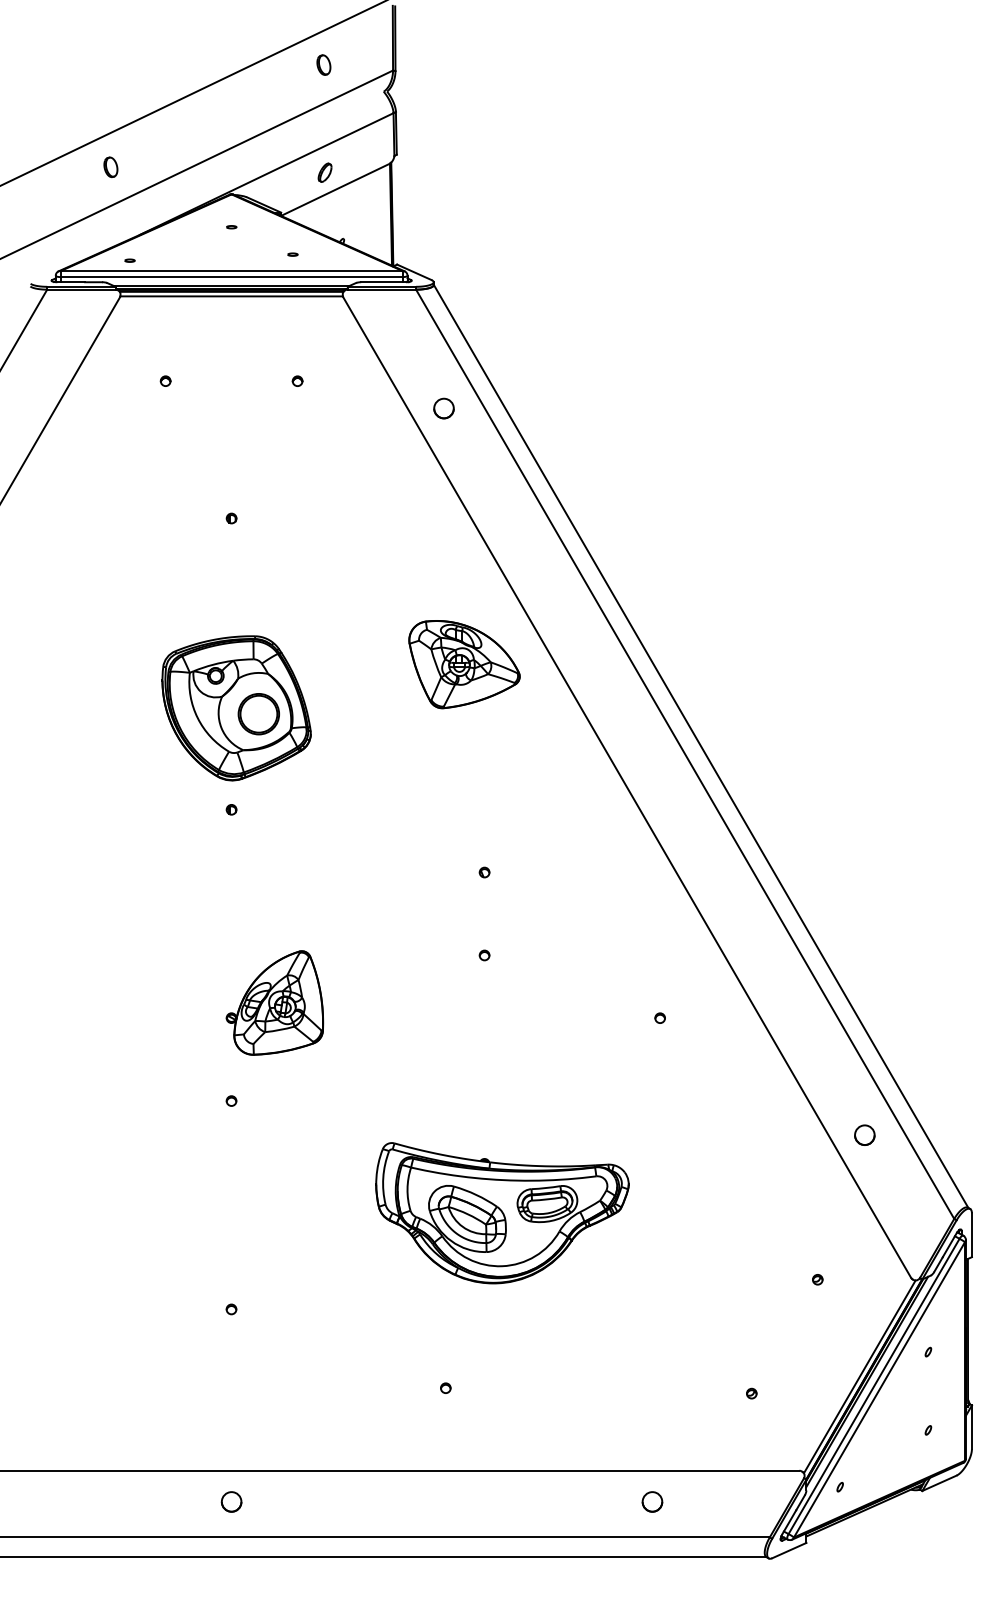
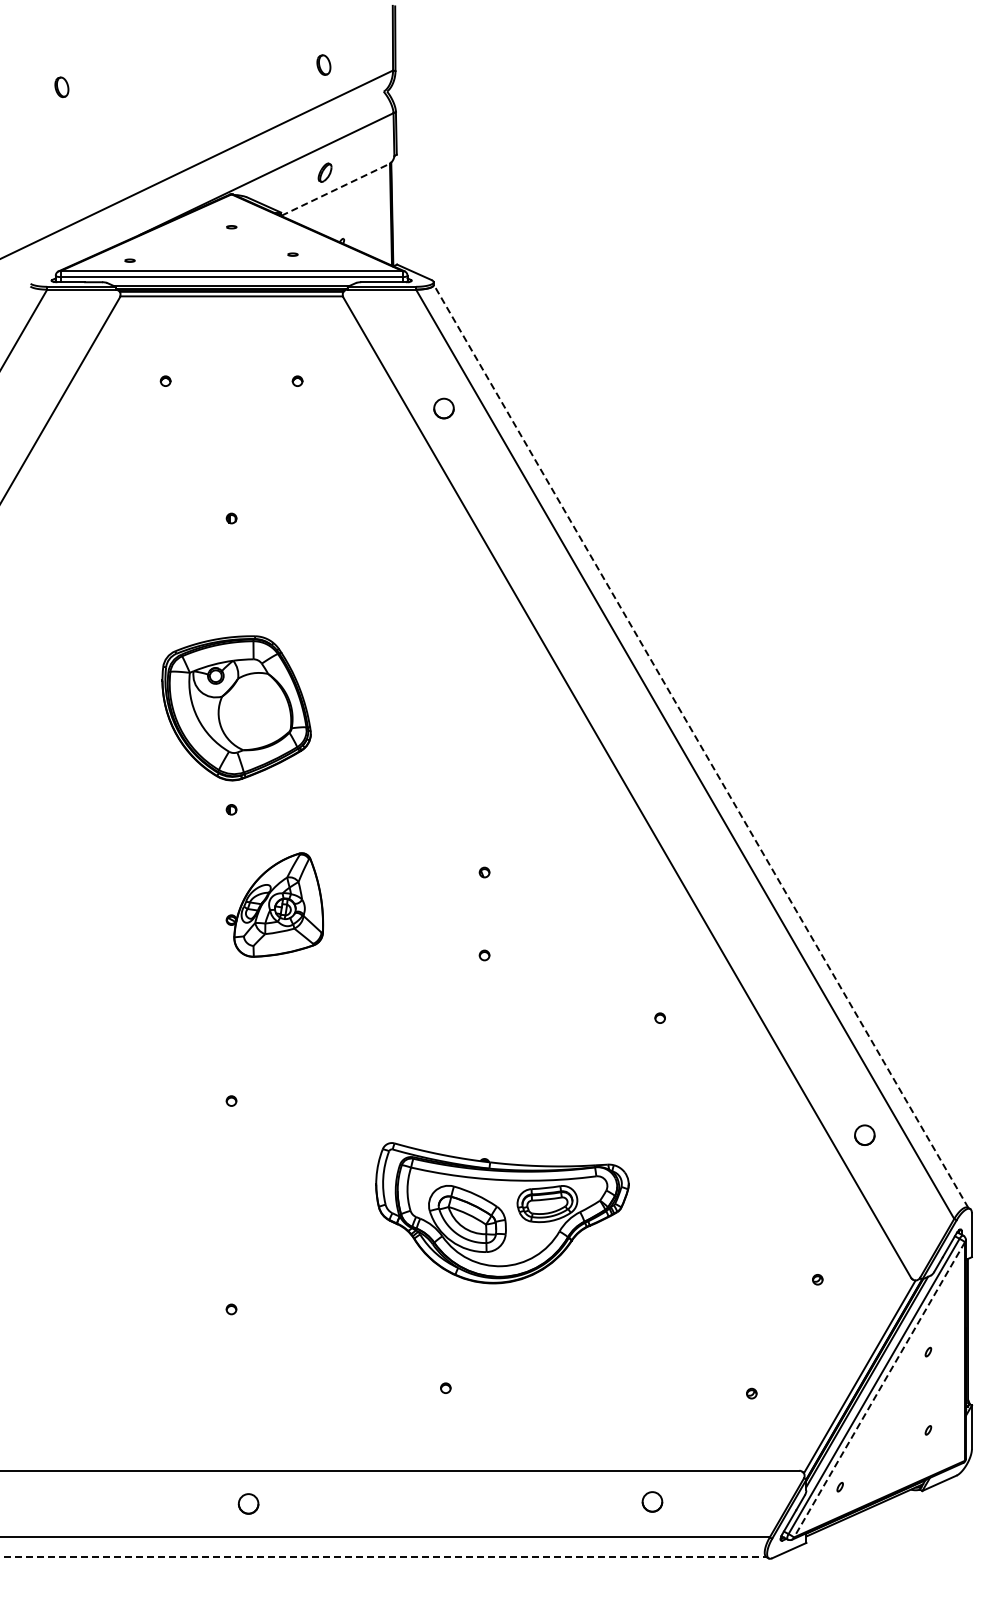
line: present -> none (192, 93)
part position: (110, 167) -> (61, 87) (61, 87)
line: solid -> dashed (336, 189)
part: present -> none (464, 664)
part: present -> none (258, 714)
line: solid -> dashed (700, 745)
part position: (274, 1002) -> (274, 904) (274, 904)
line: solid -> dashed (879, 1389)
part position: (231, 1501) -> (248, 1503) (248, 1503)
line: solid -> dashed (384, 1557)
